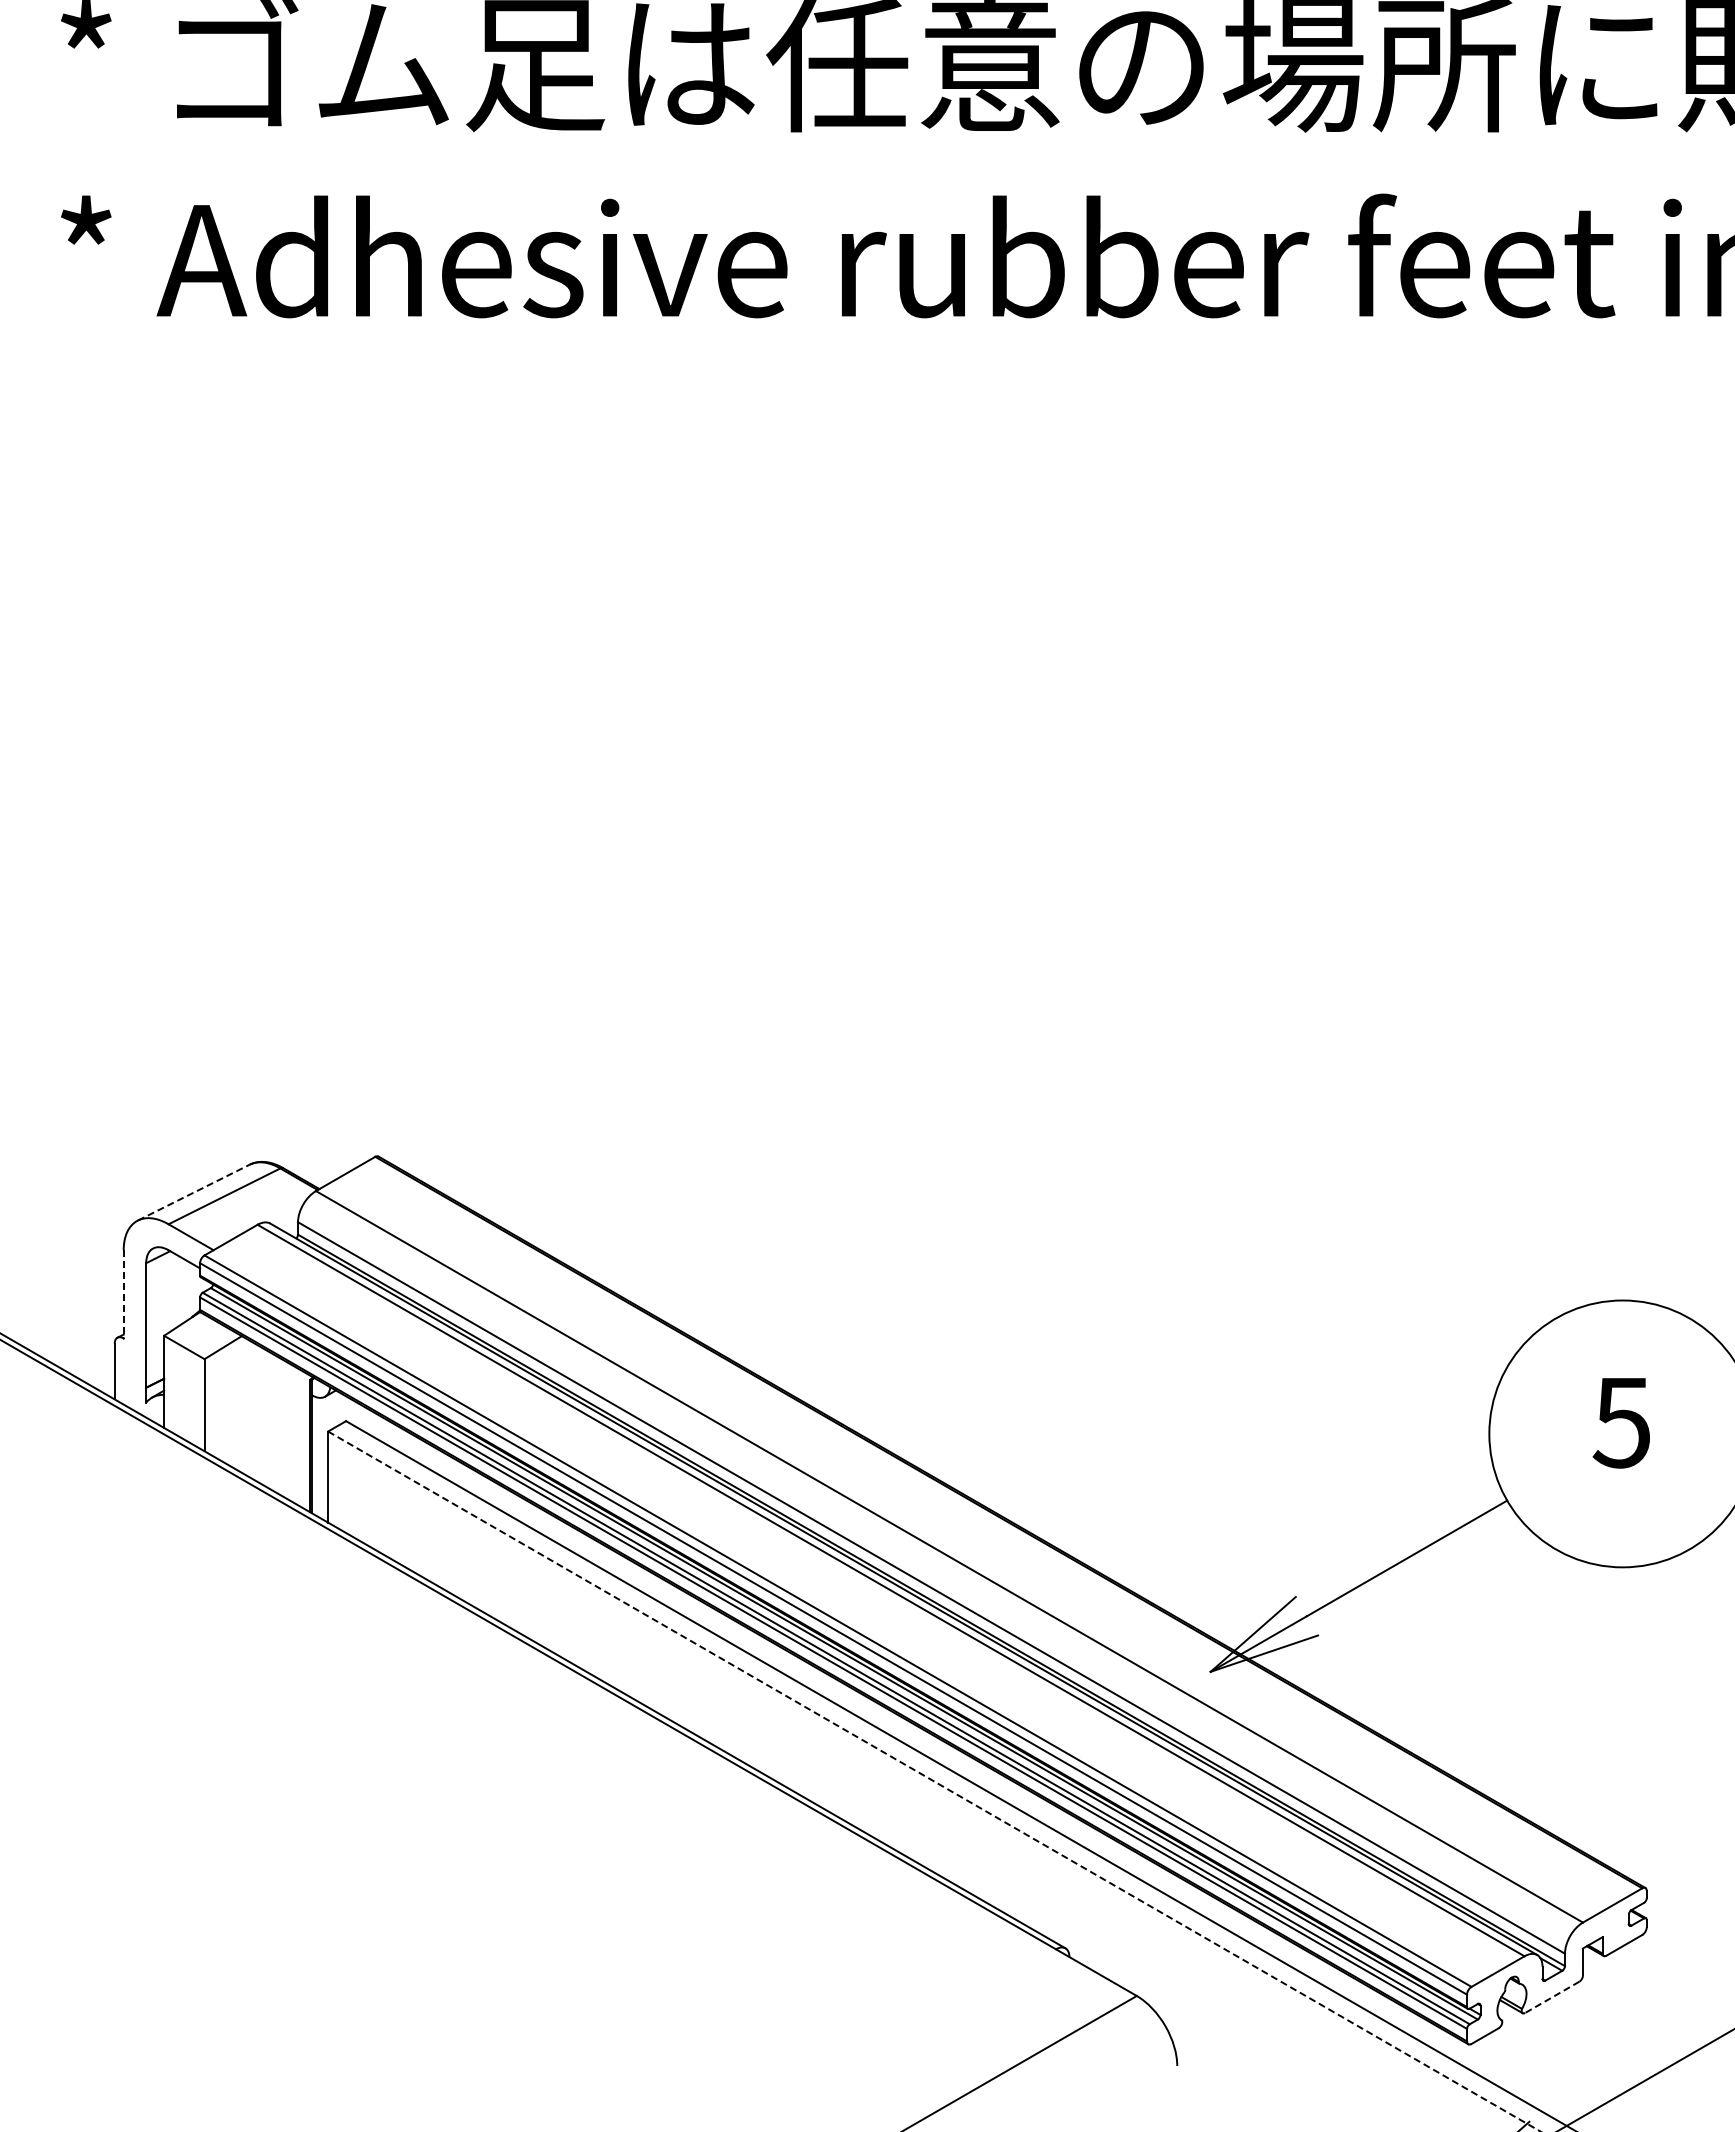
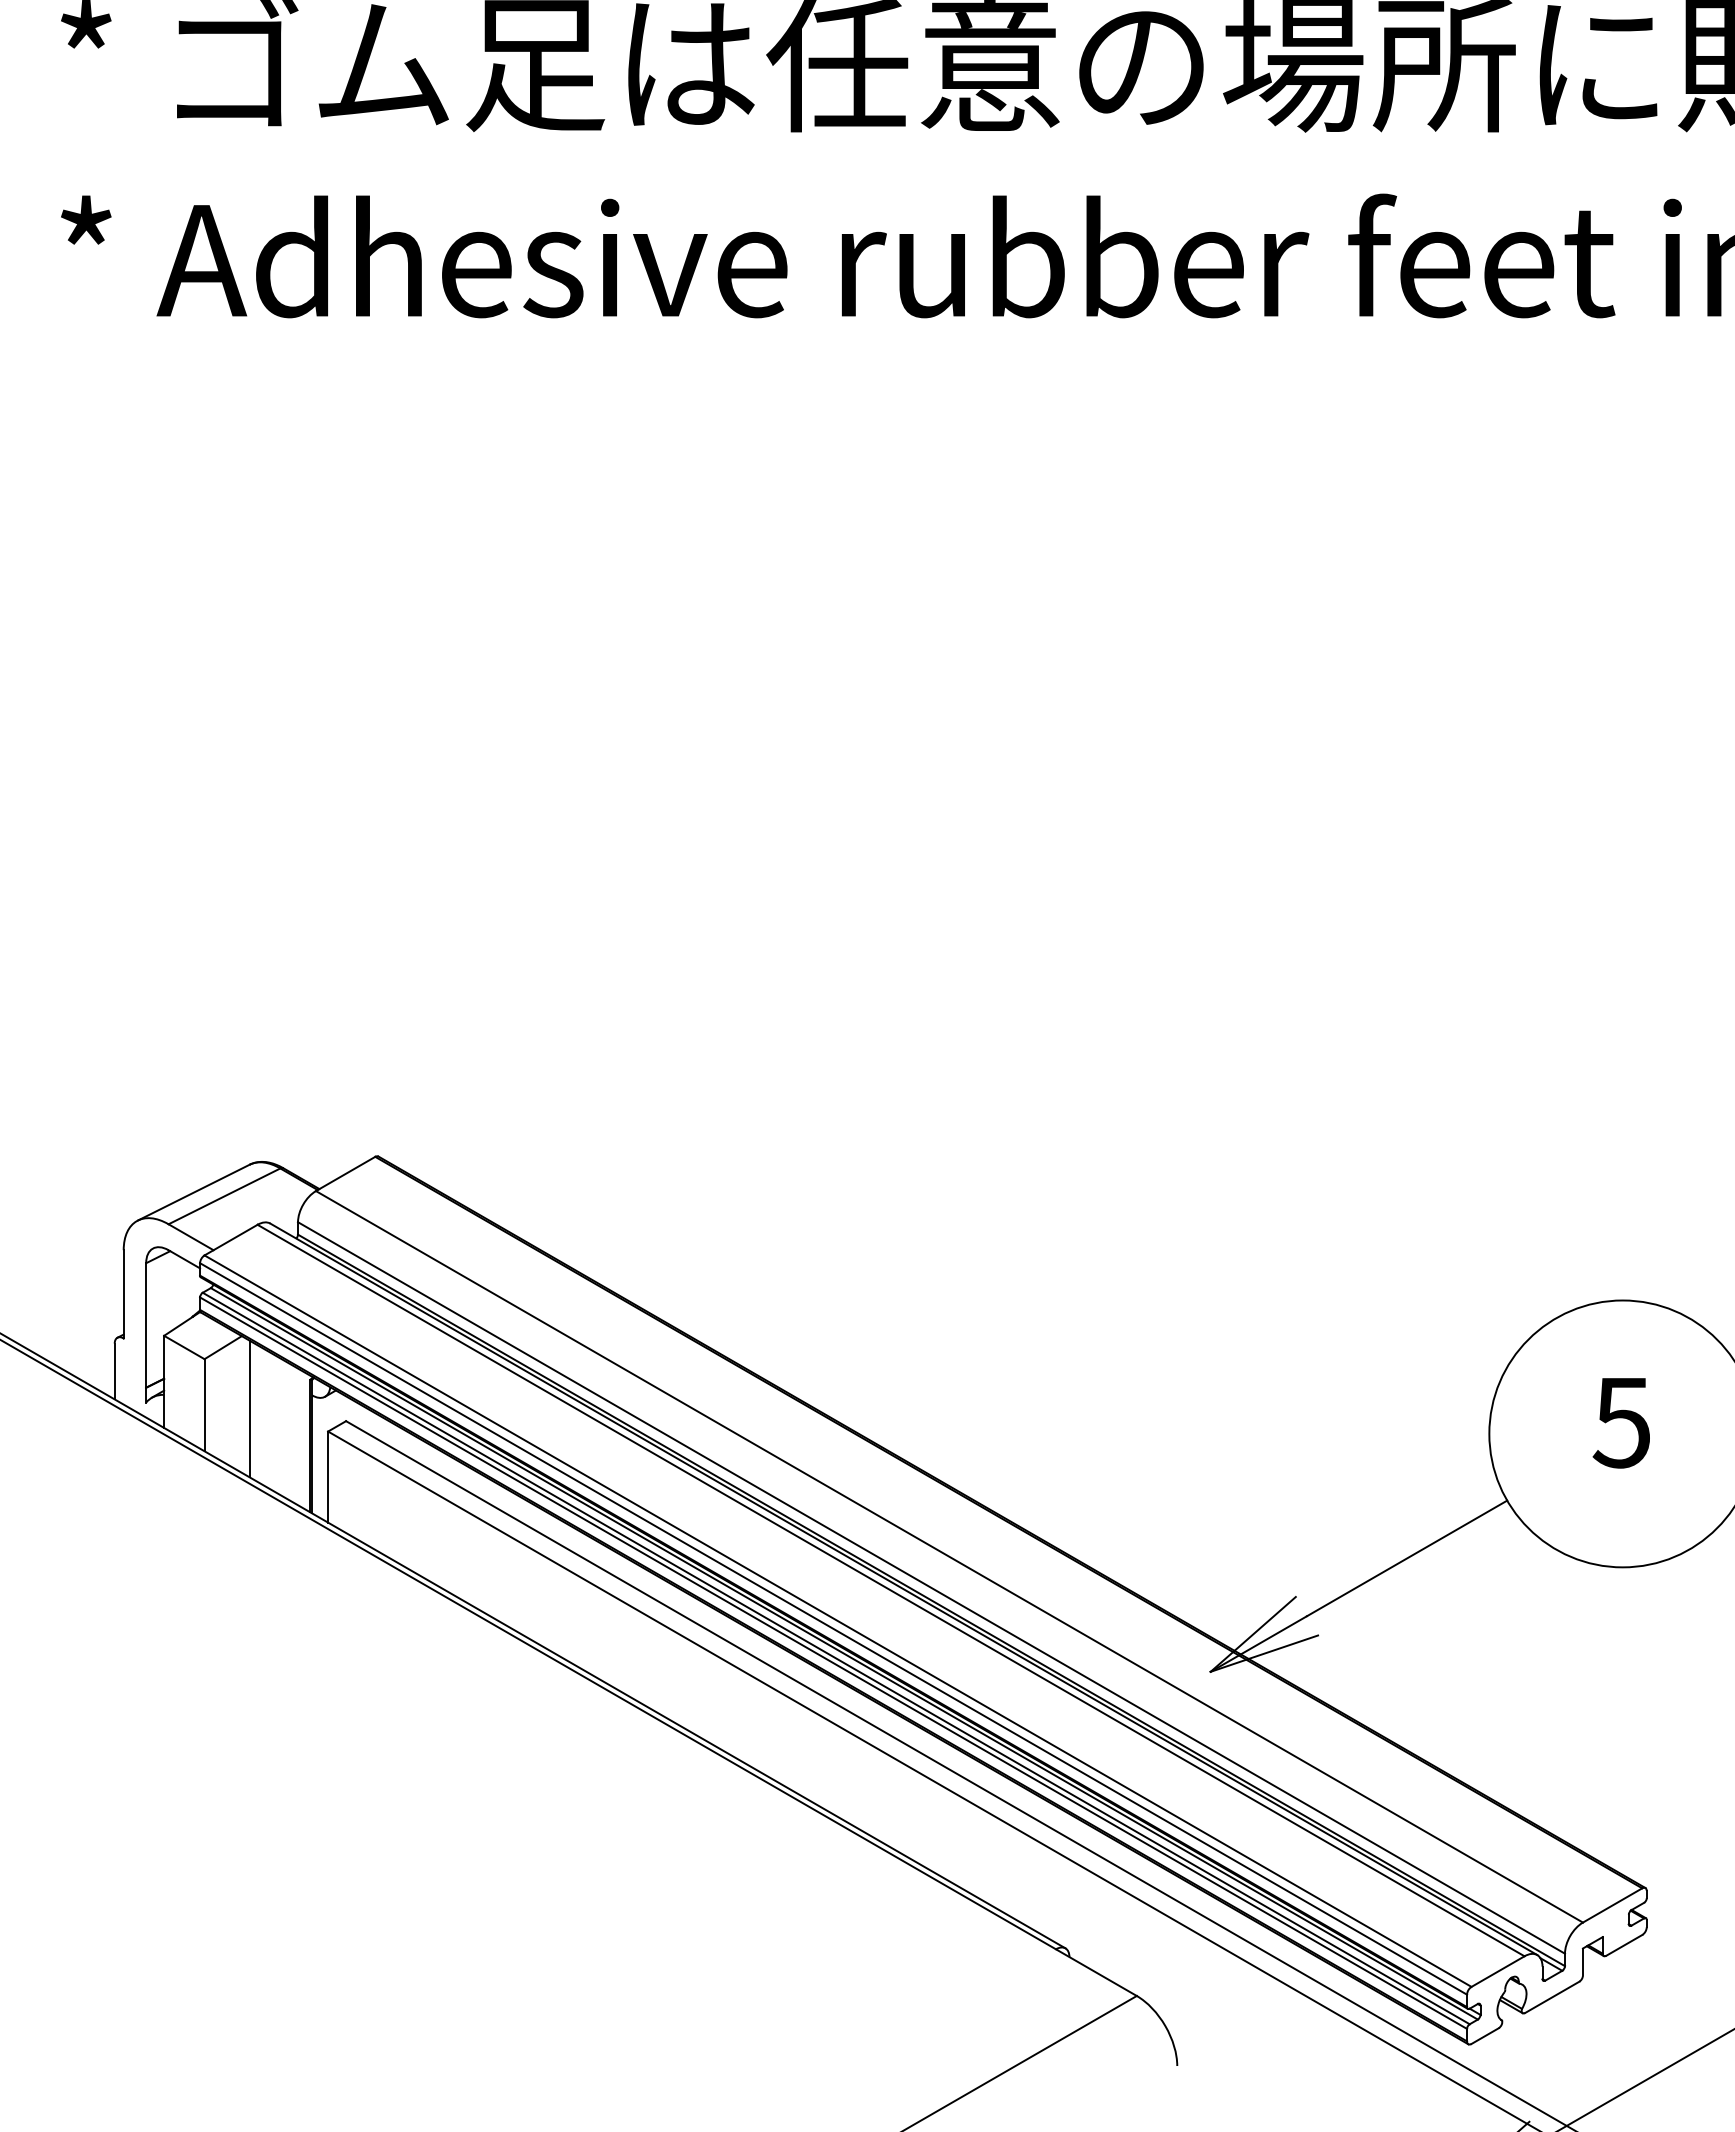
line: dashed -> solid (194, 1192)
line: dashed -> solid (123, 1294)
line: none -> present (249, 1408)
line: dashed -> solid (934, 1781)
line: dashed -> solid (1551, 1997)
